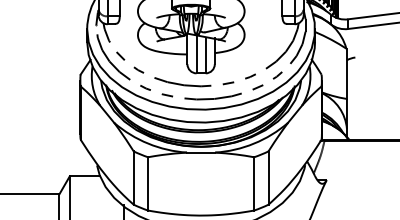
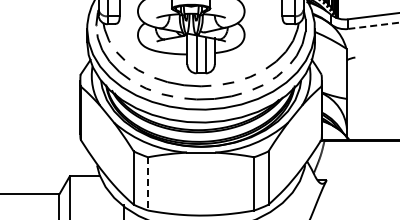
line: solid -> dashed (373, 25)
line: solid -> dashed (148, 183)
